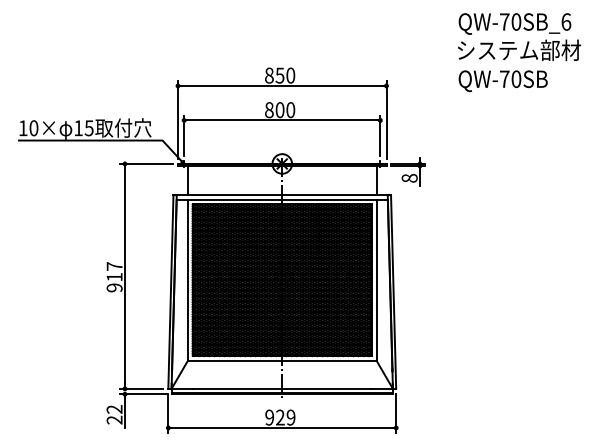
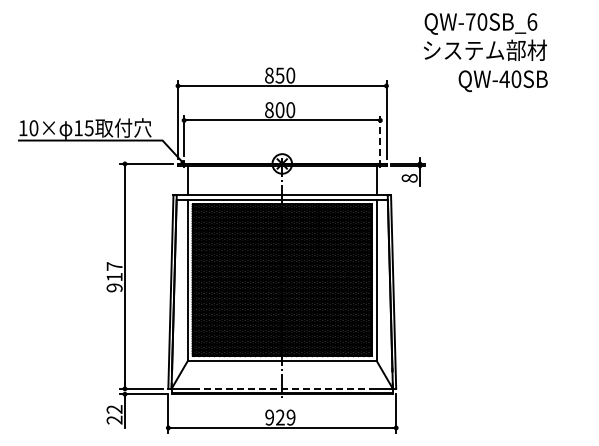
text position: (519, 36) -> (485, 36) (485, 36)
text: QW-70SB -> QW-40SB (504, 78)
line: solid -> dashed (380, 135)
line: solid -> dashed (282, 388)
